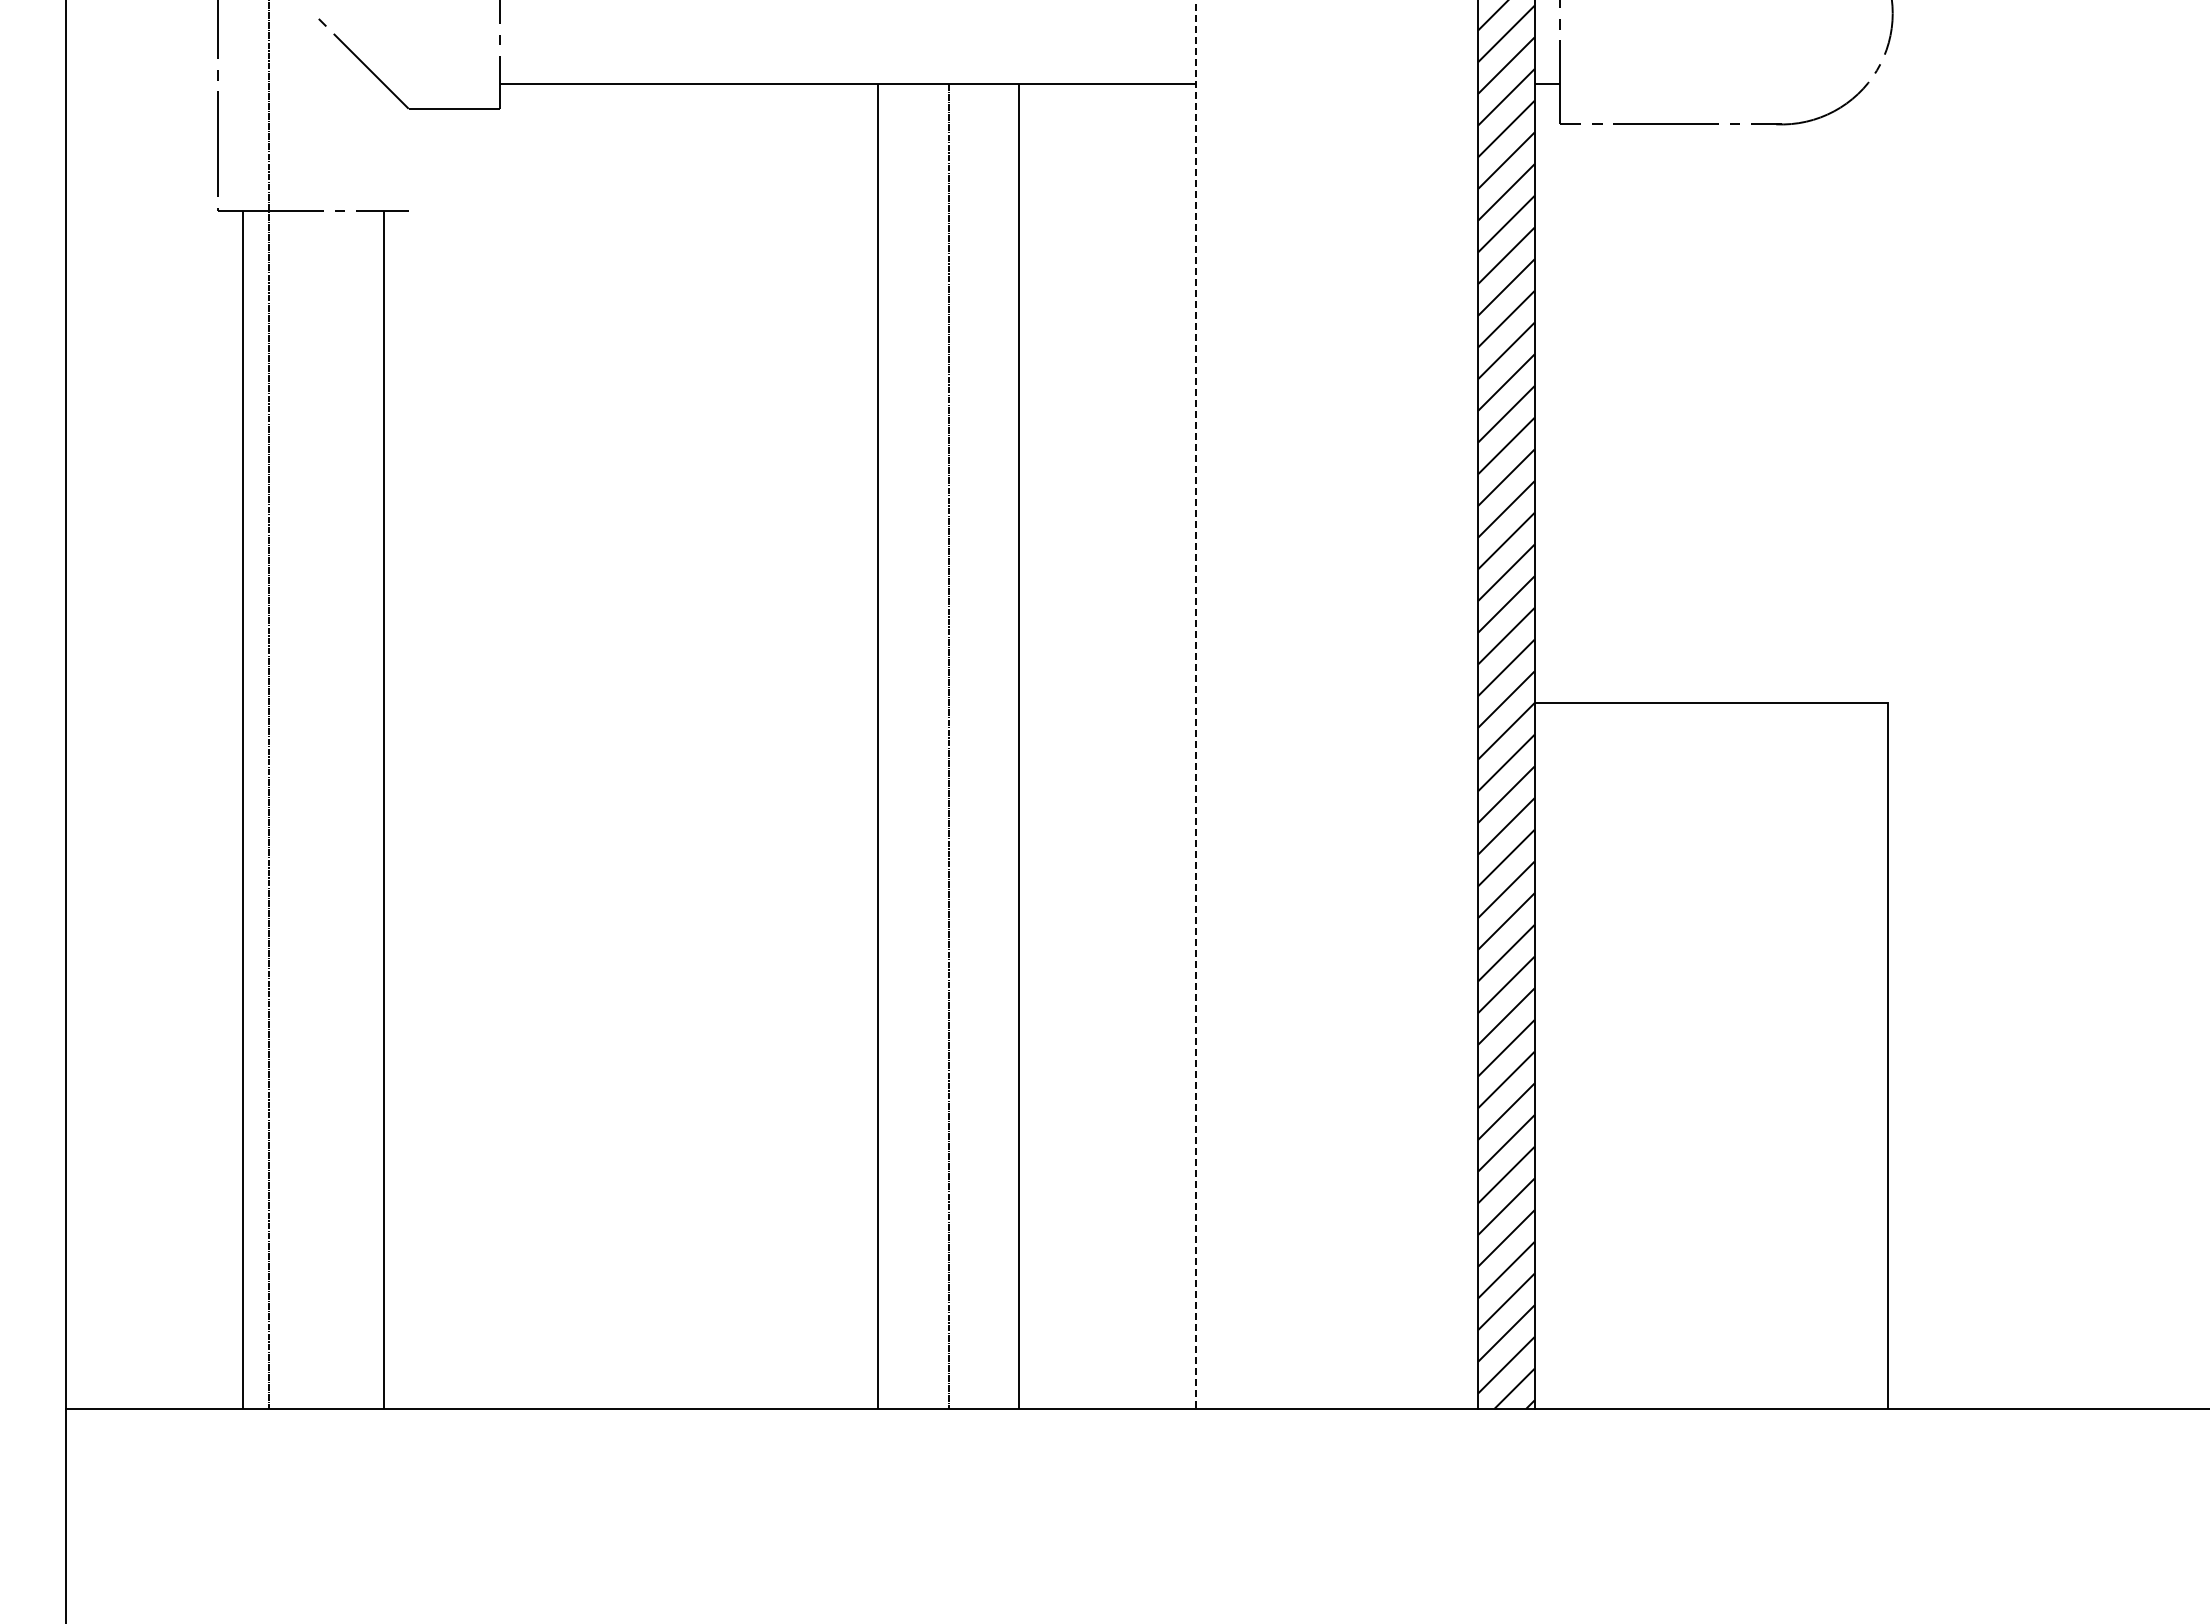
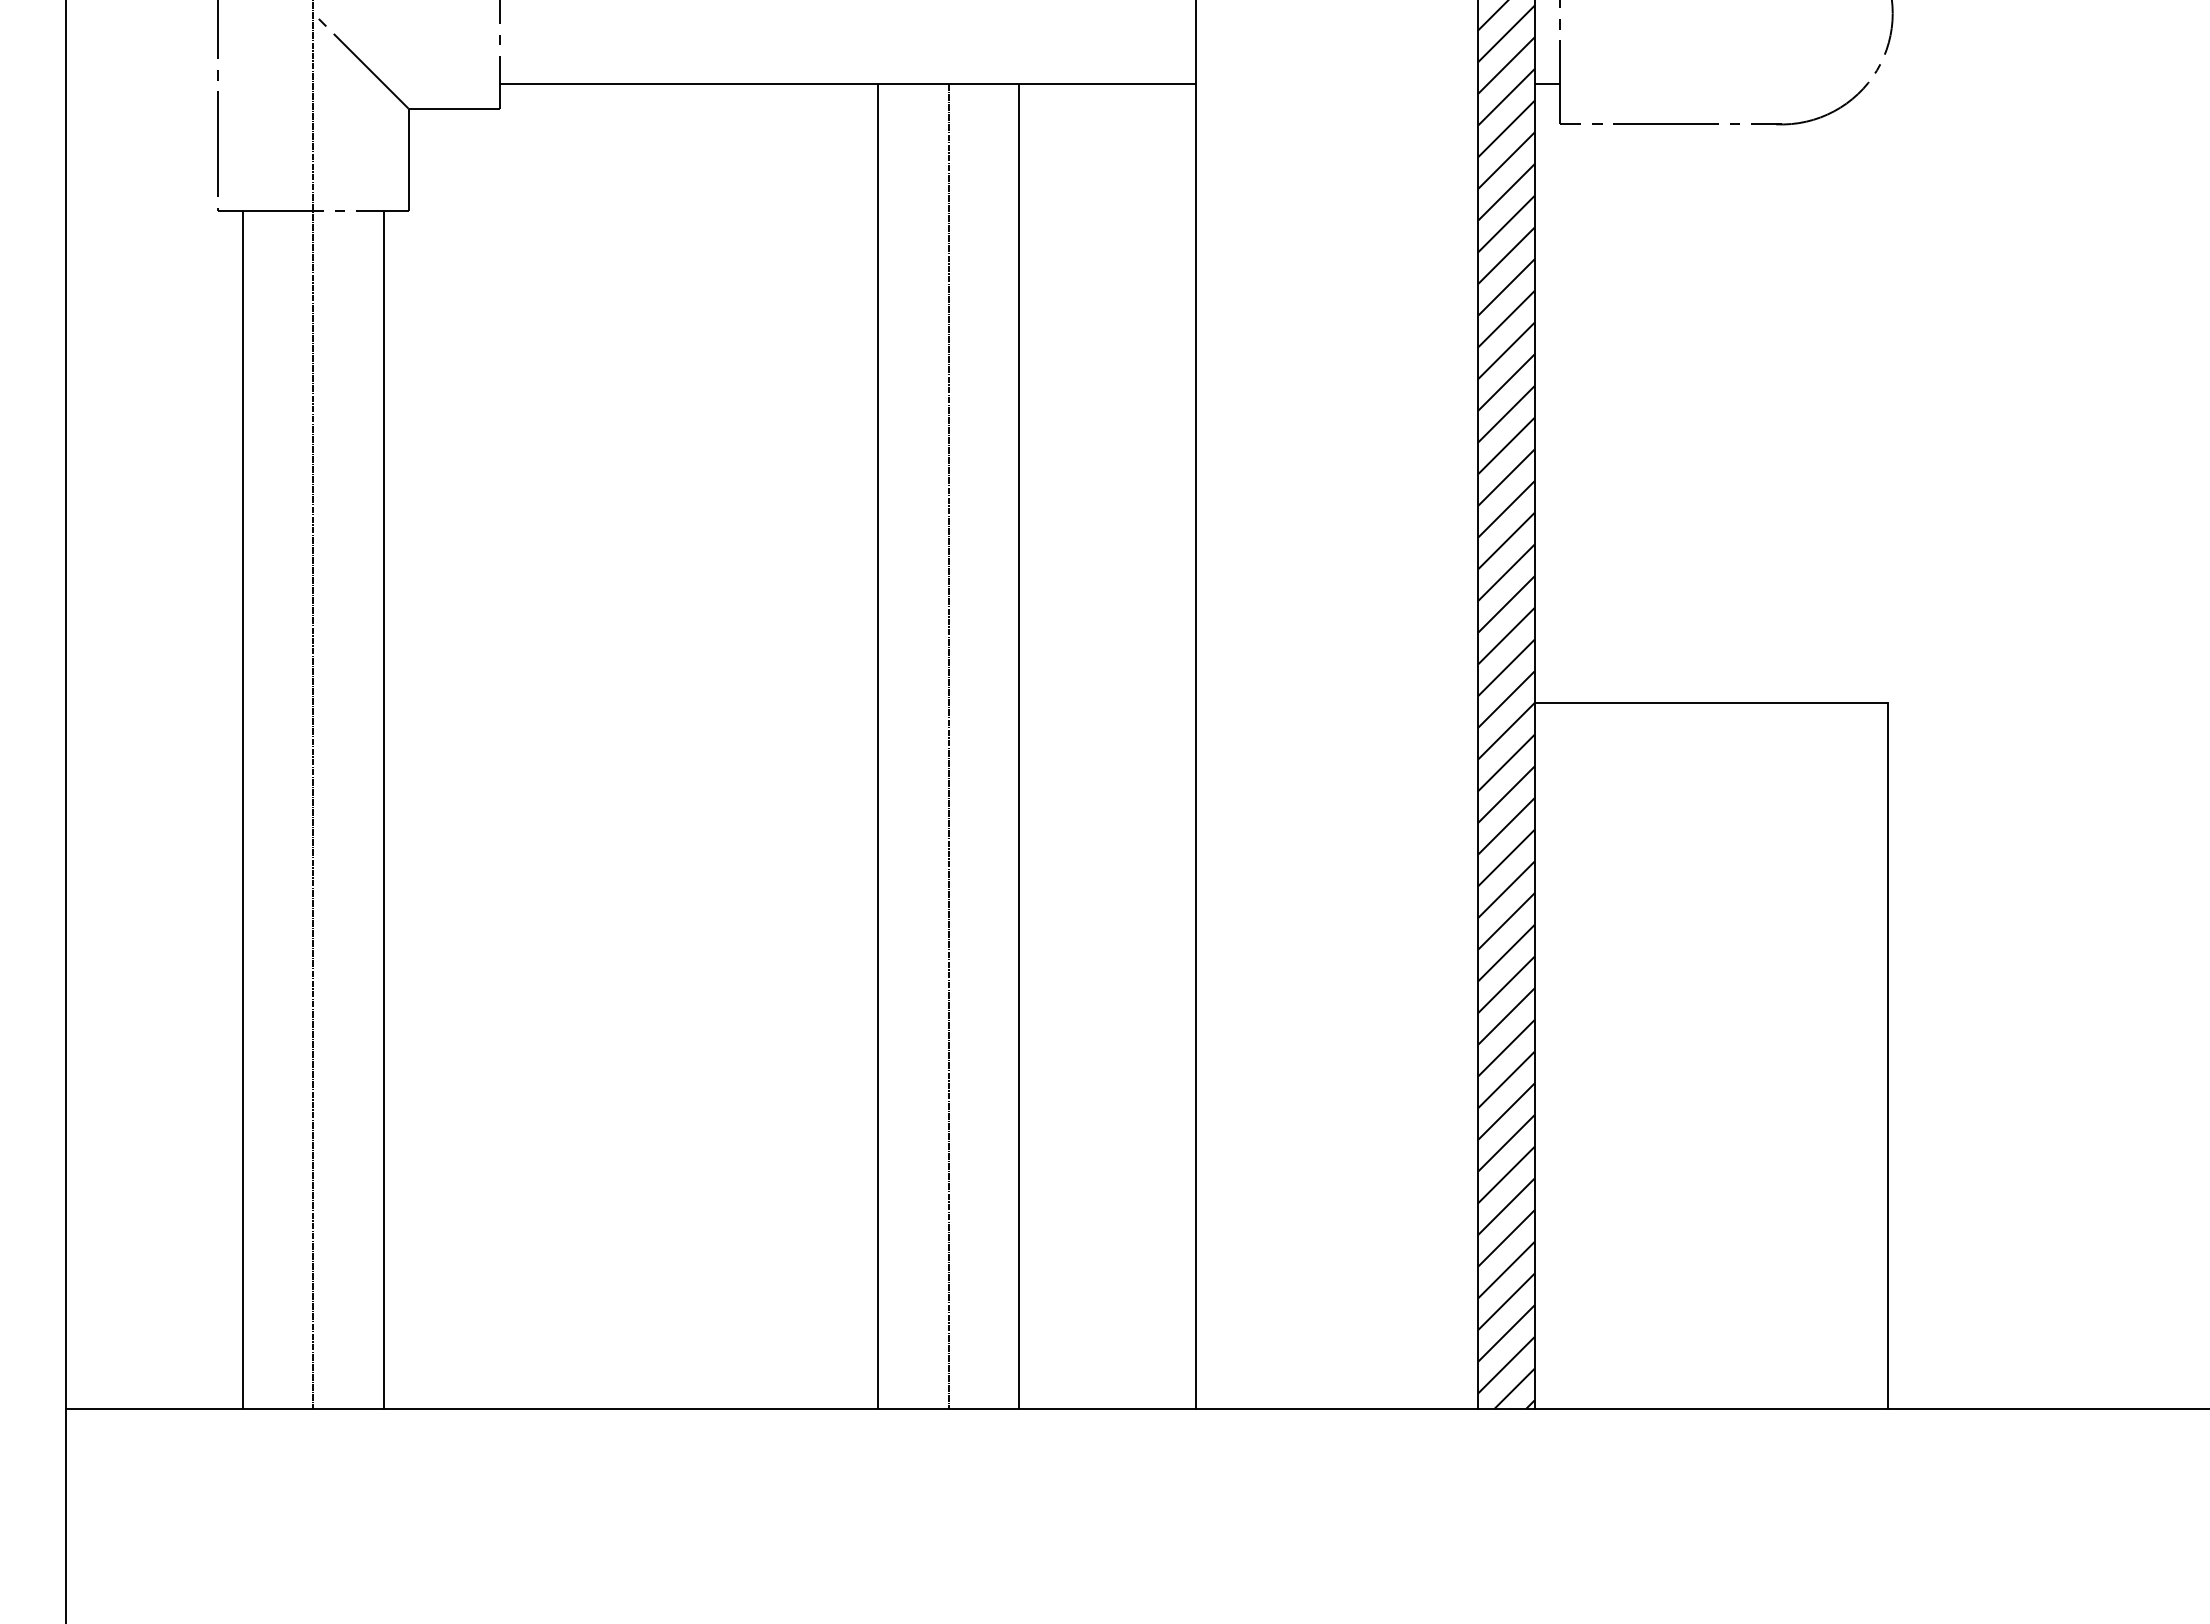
line: none -> present (408, 159)
line: dashed -> solid (1195, 704)
line position: (269, 705) -> (313, 705) (313, 705)
